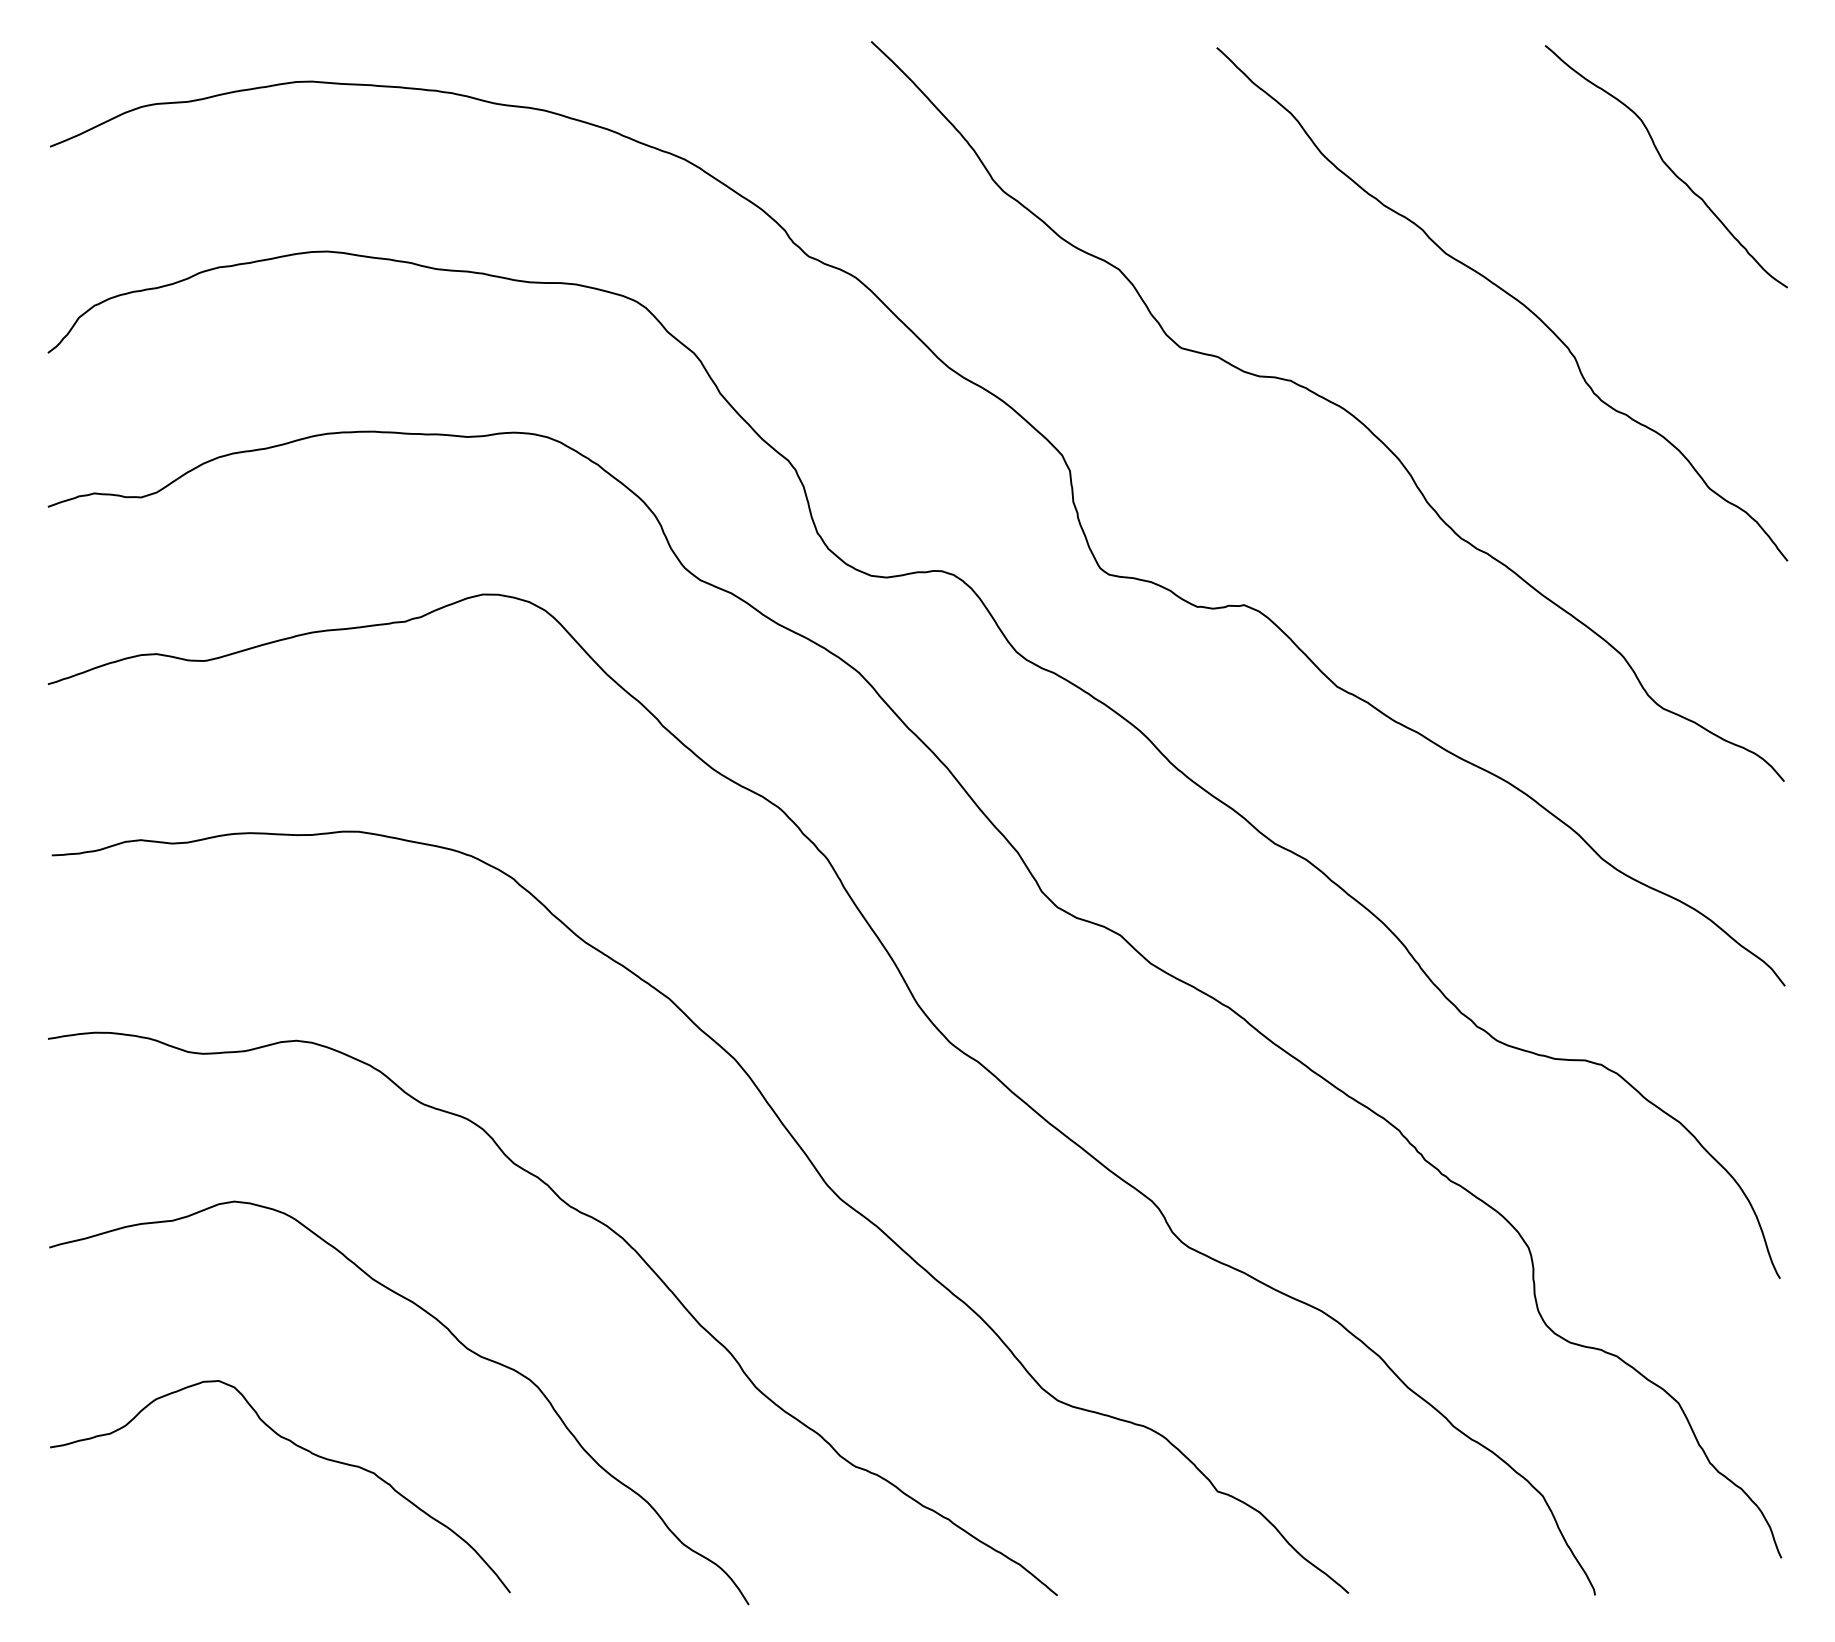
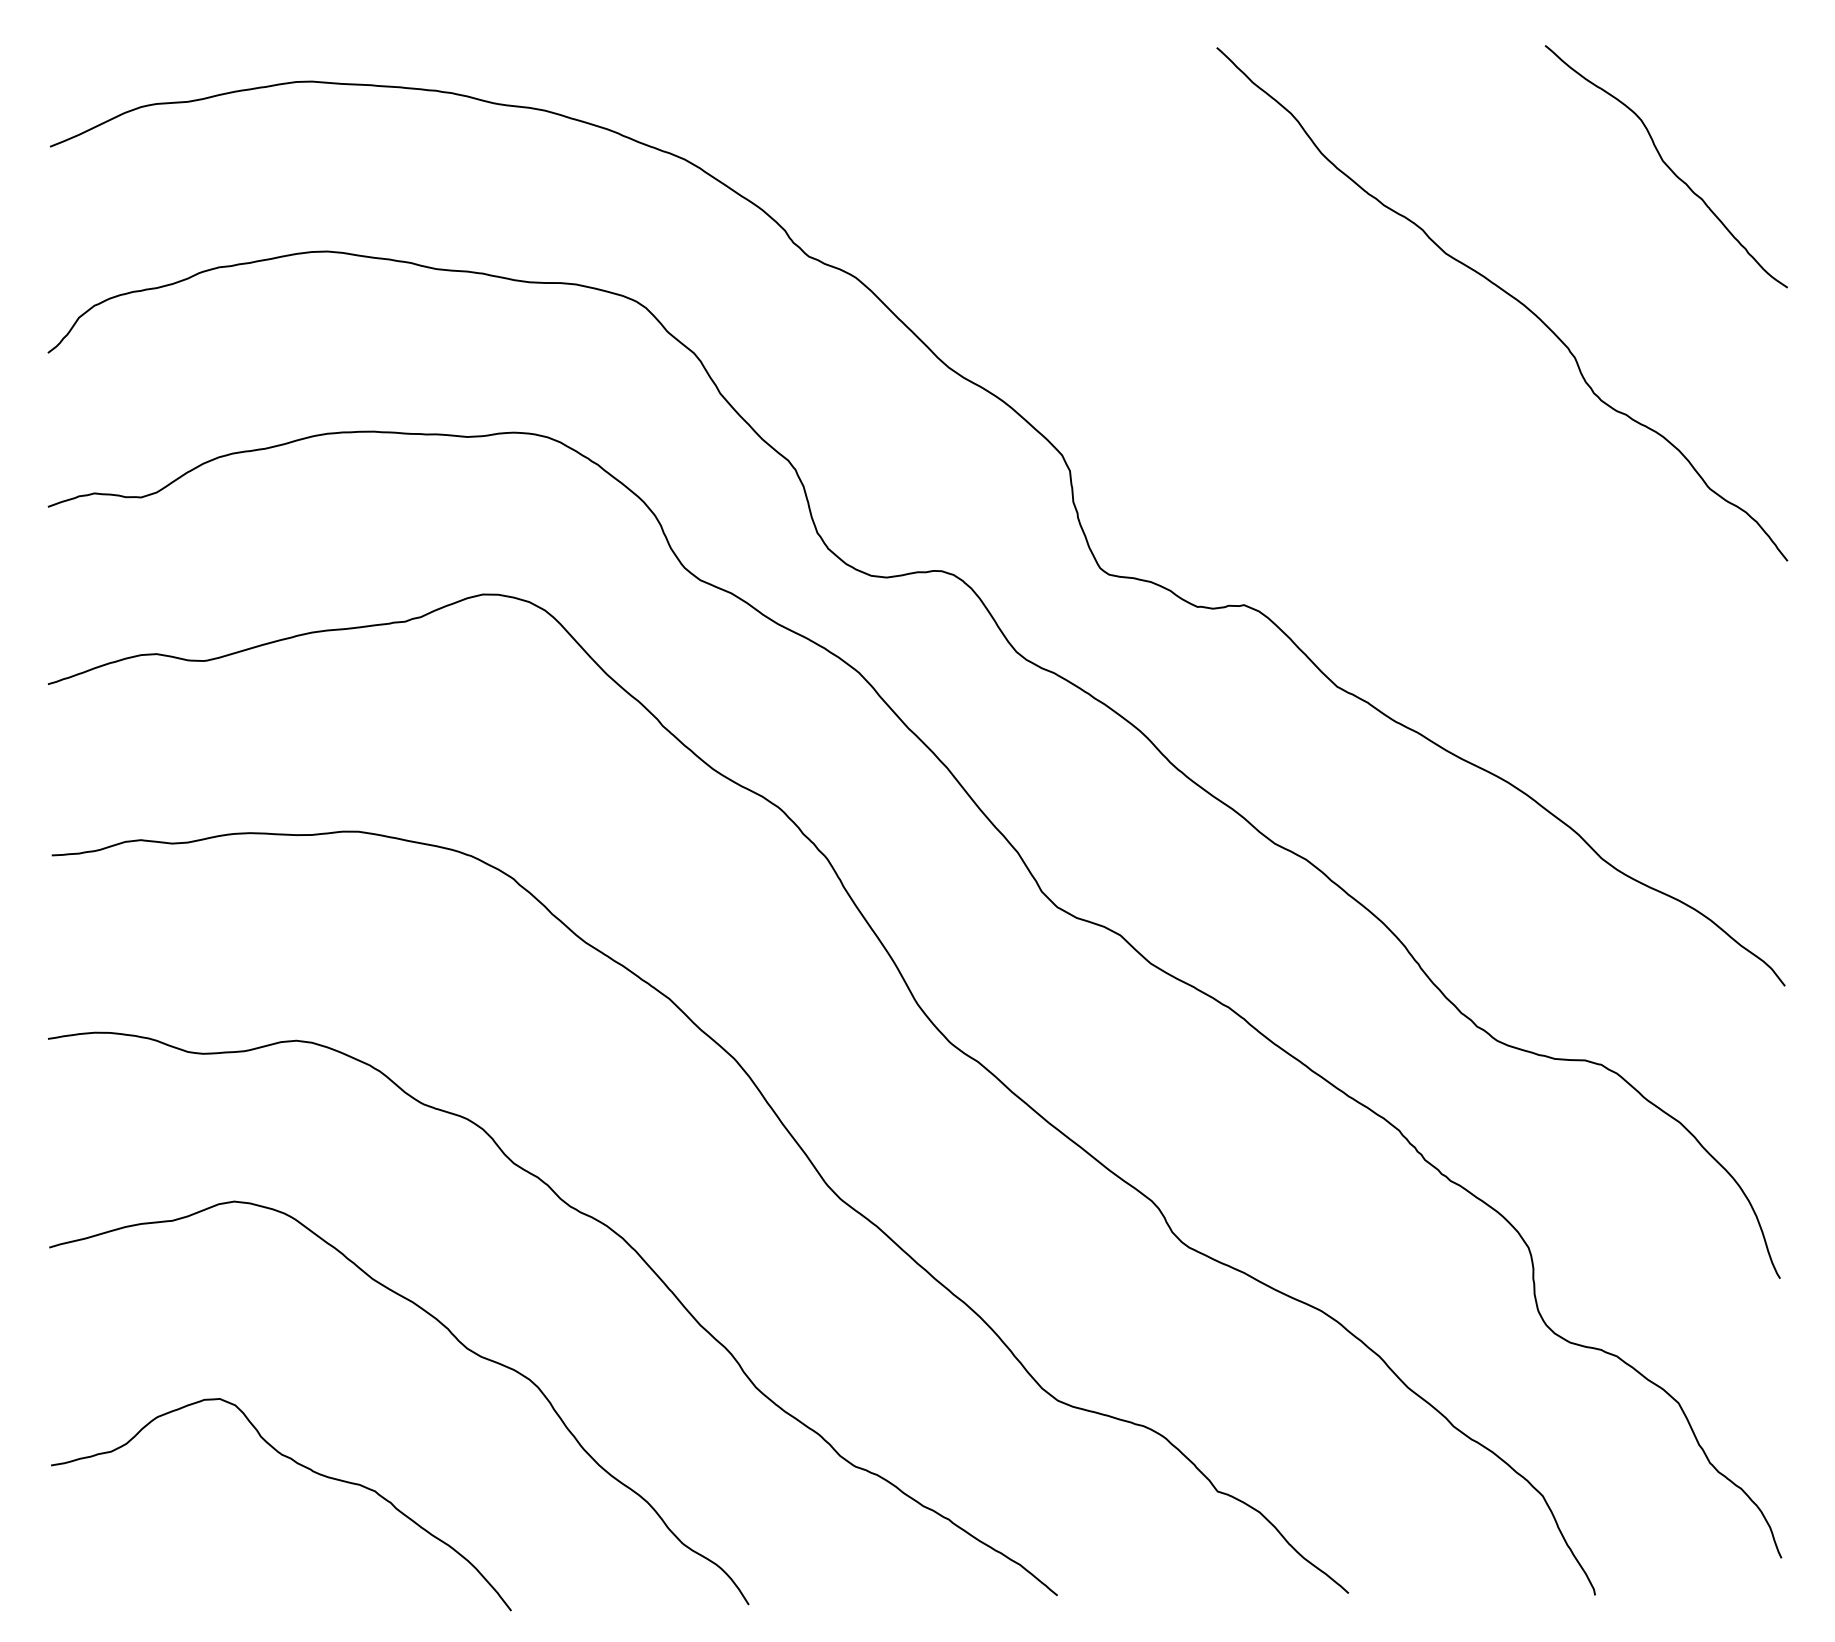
curve: present -> none (1331, 403)
curve position: (300, 1448) -> (301, 1466) (301, 1466)
